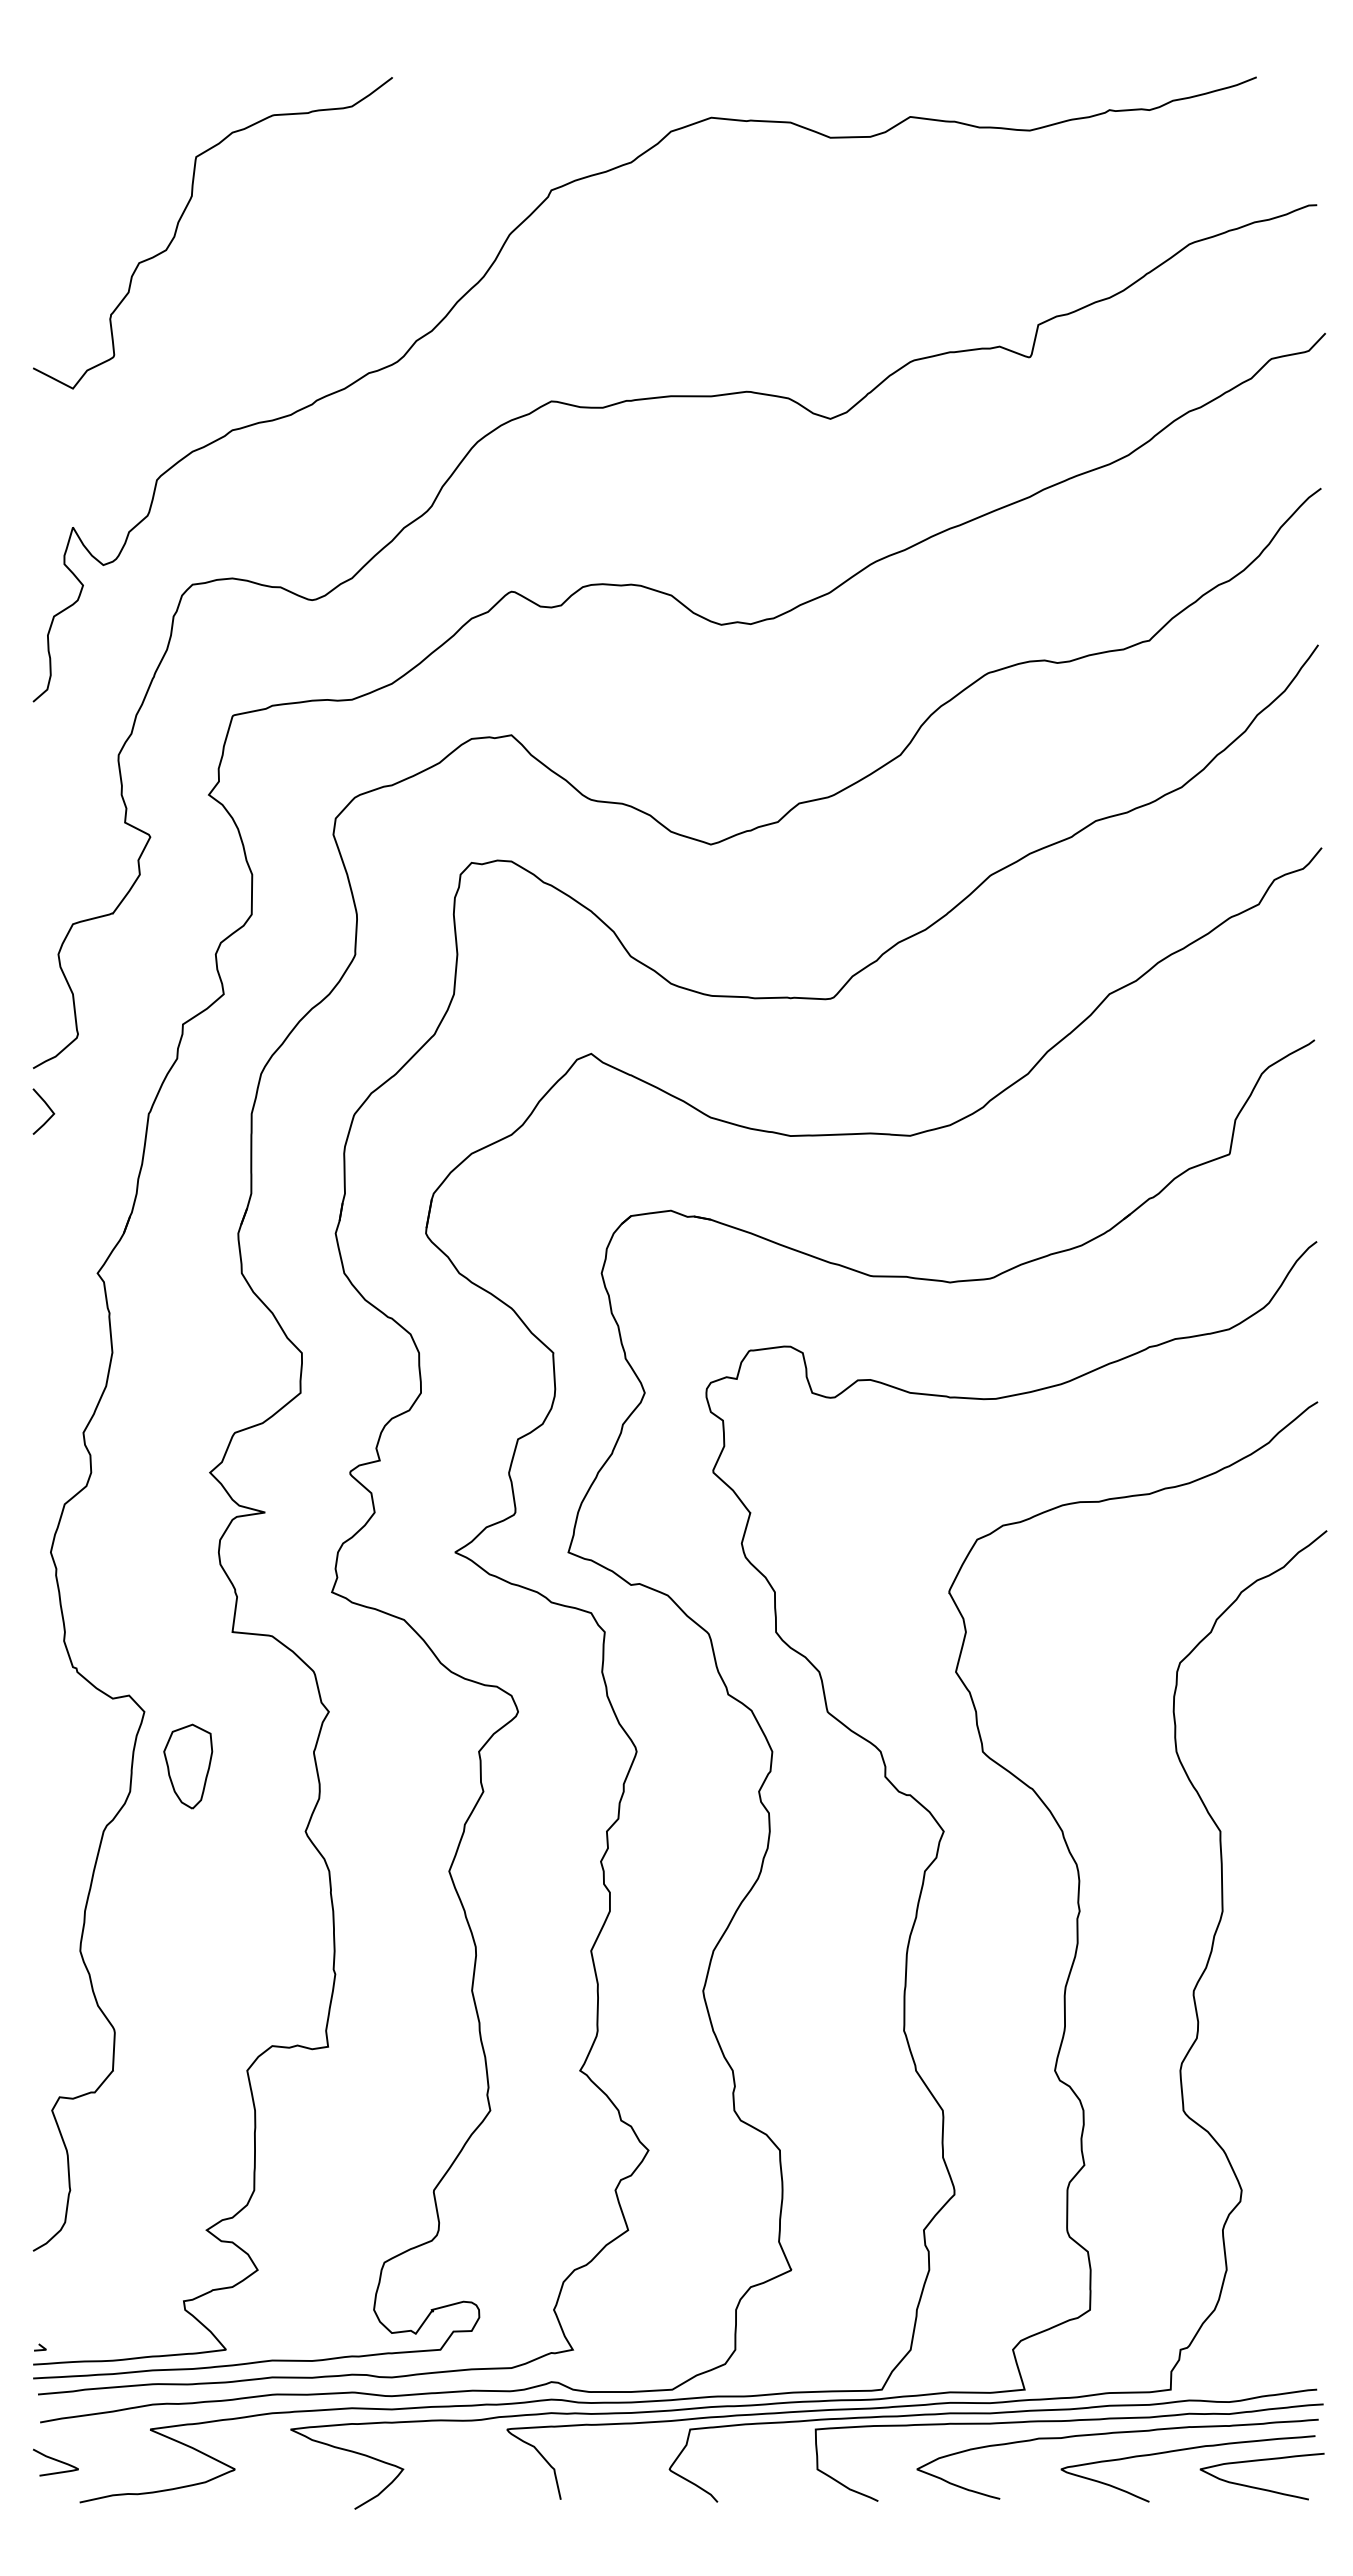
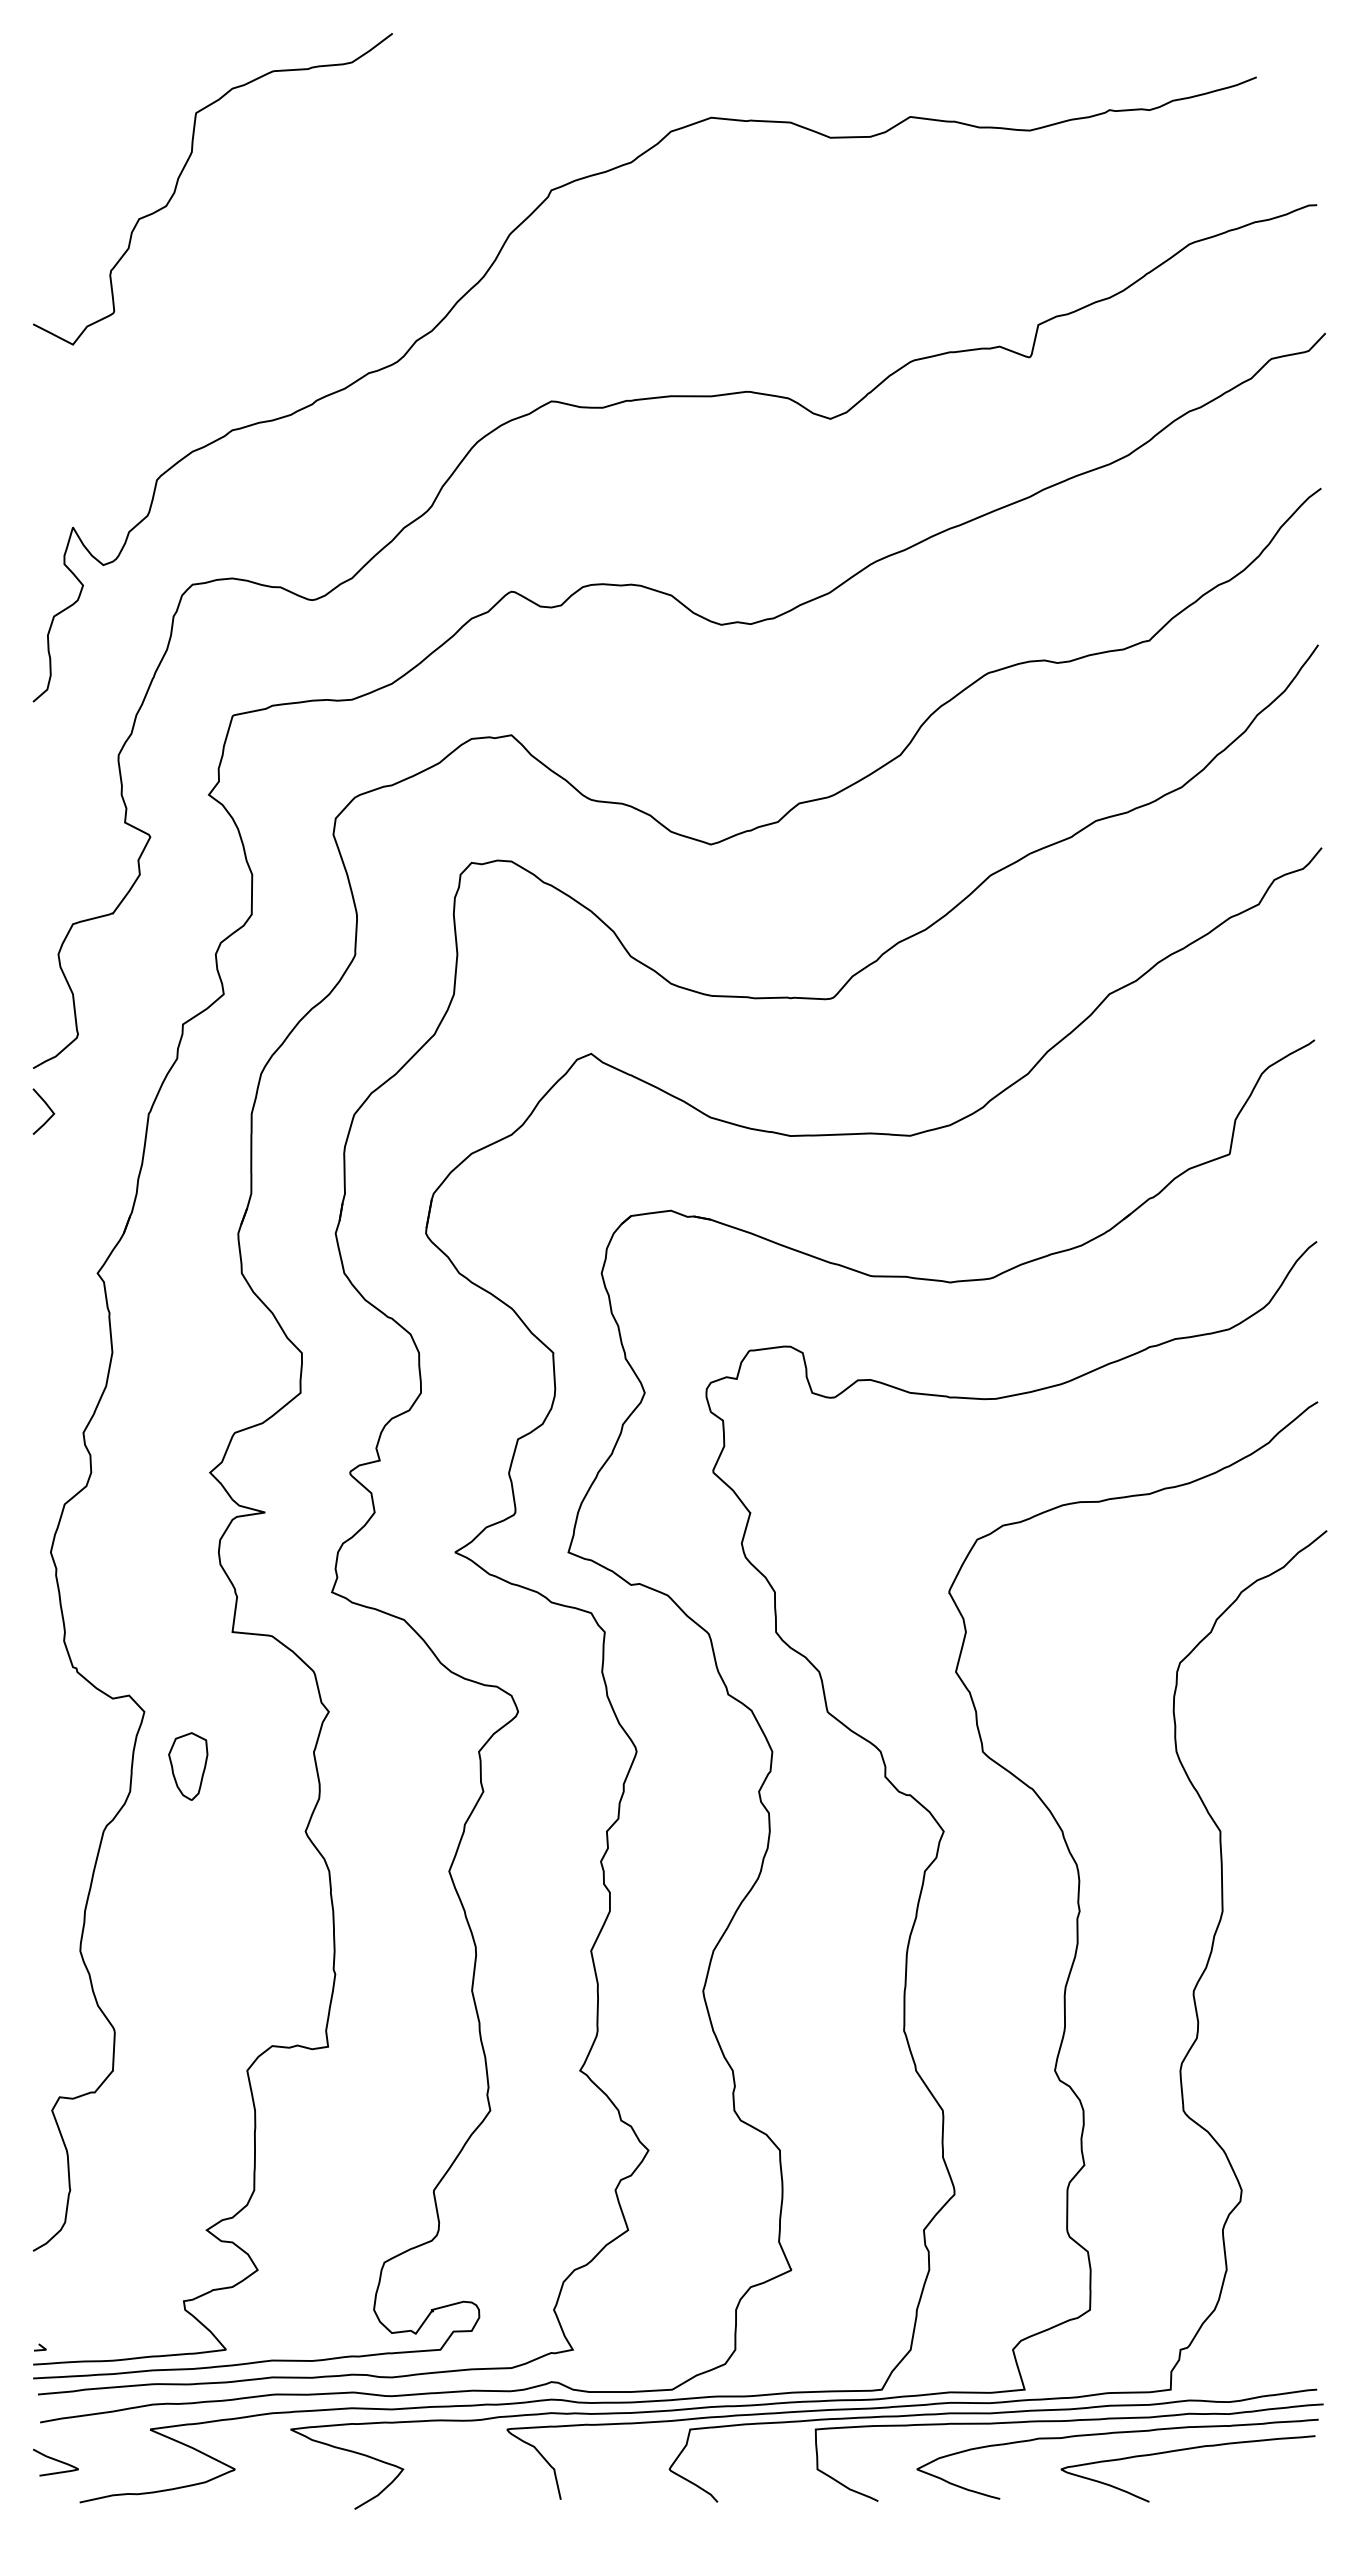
curve position: (184, 213) -> (184, 169) (184, 169)
part size: 51x87 px -> 41x69 px (188, 1766)
curve: present -> none (1259, 2487)
